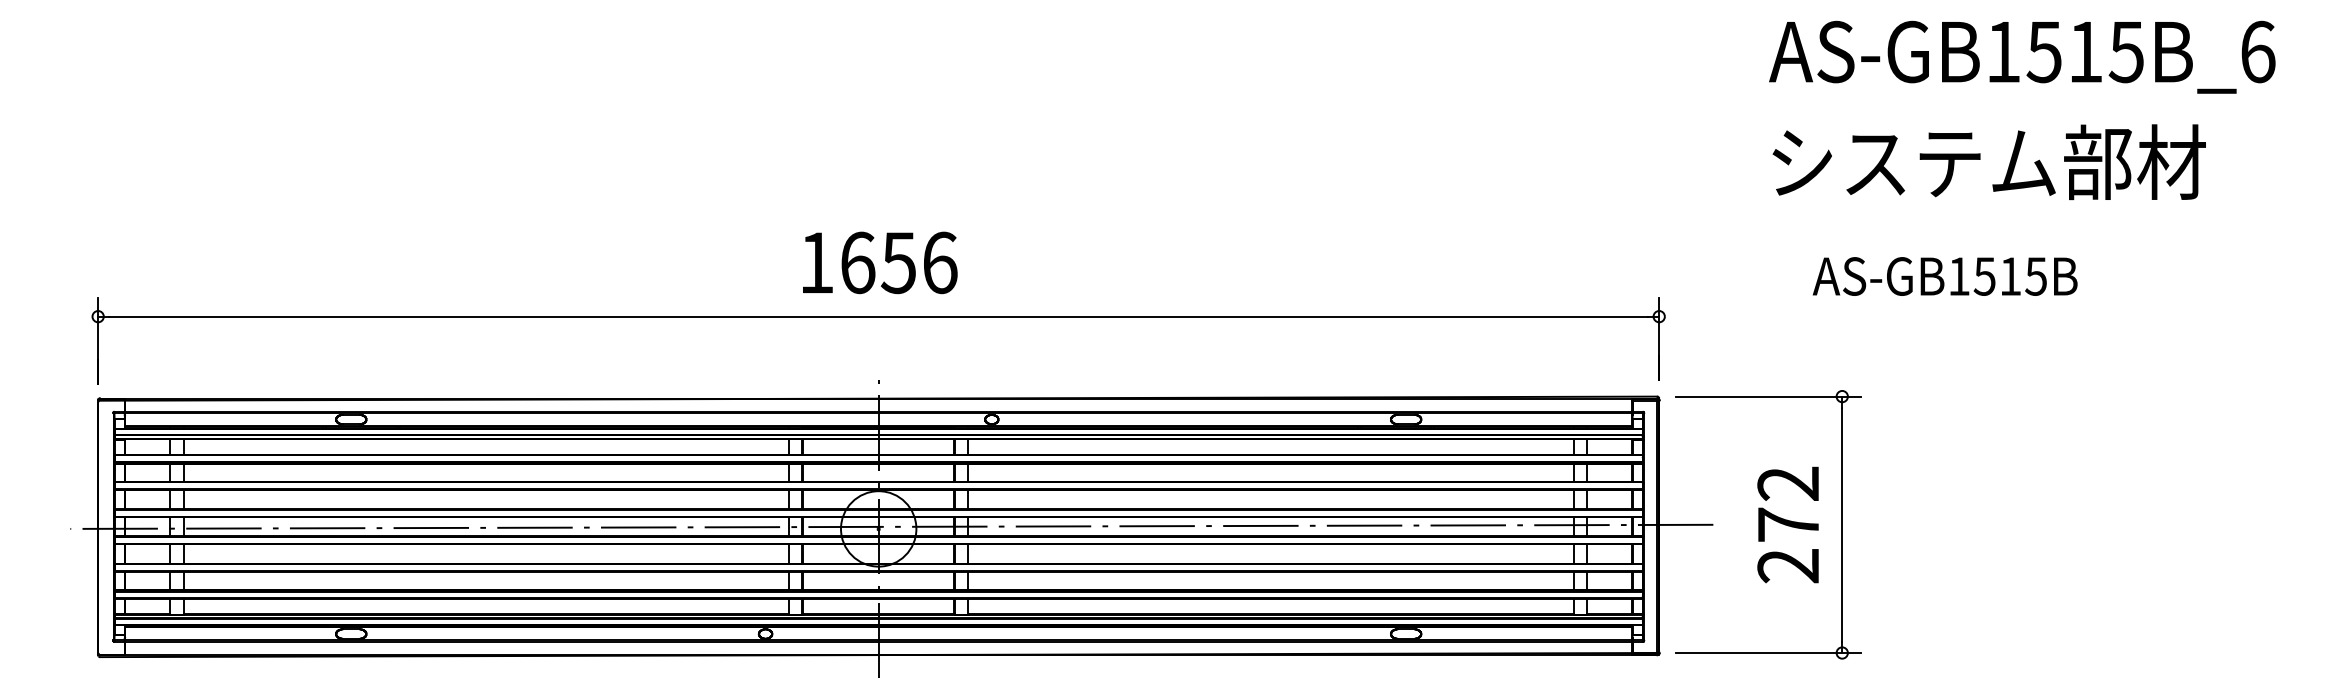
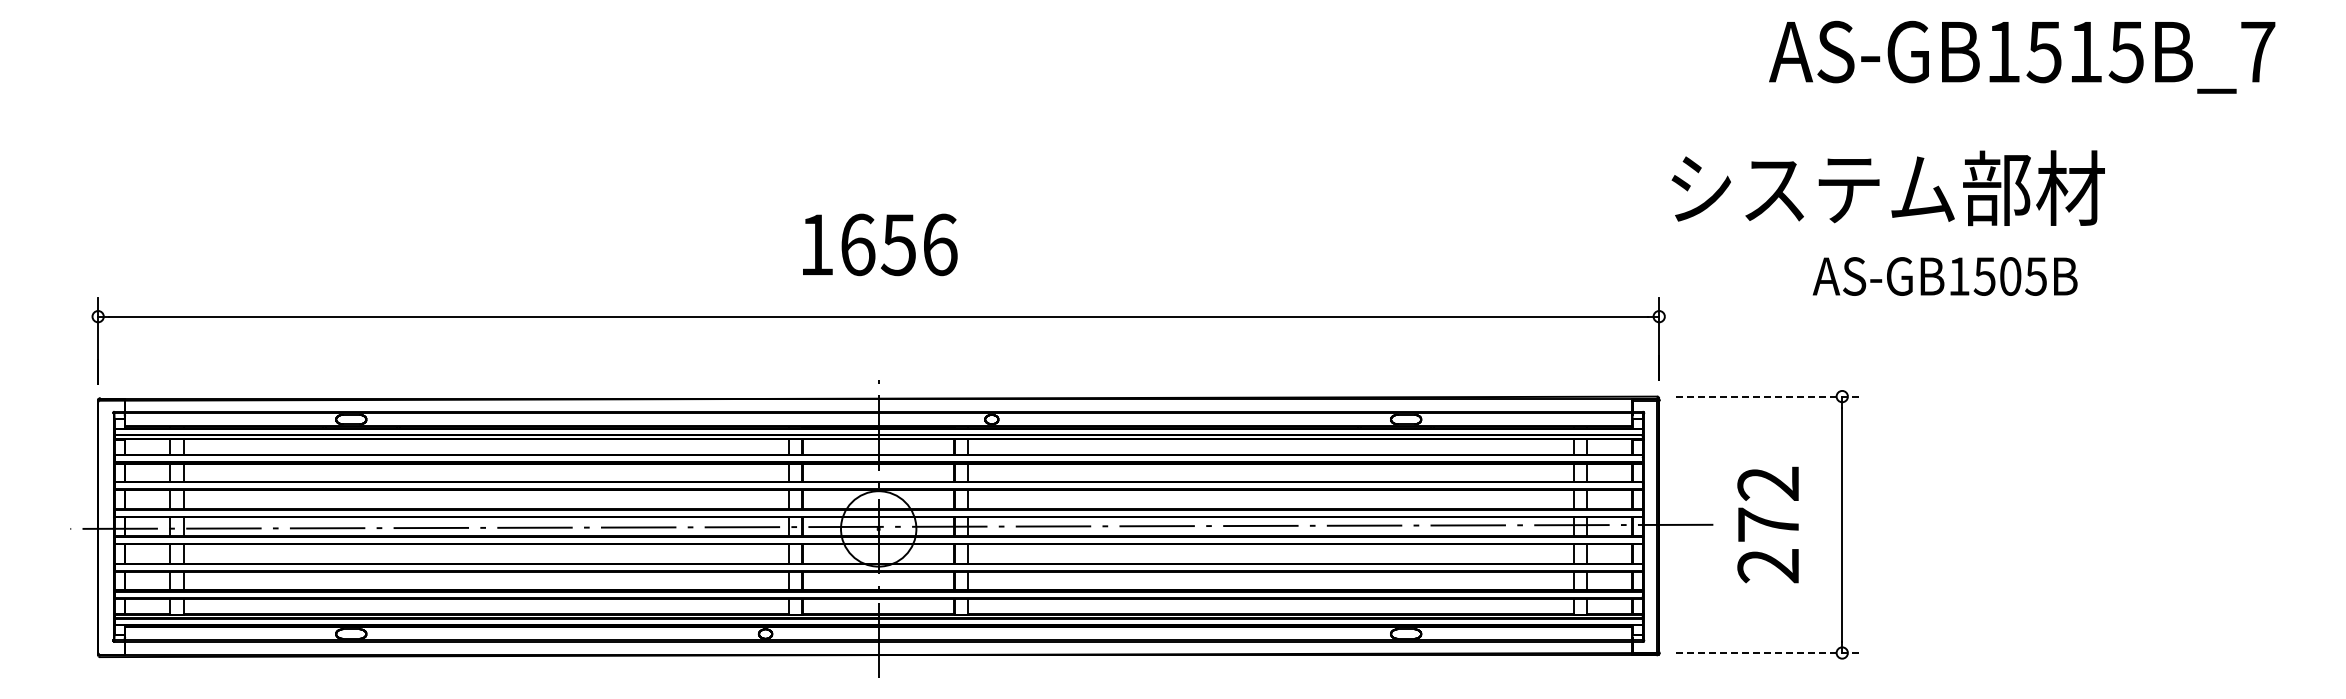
text: AS-GB1515B_6 -> AS-GB1515B_7 (2258, 51)
text position: (1988, 162) -> (1887, 188) (1887, 188)
text position: (880, 262) -> (880, 244) (880, 244)
text: AS-GB1515B -> AS-GB1505B (2010, 276)
line: solid -> dashed (1769, 396)
text position: (1787, 524) -> (1767, 524) (1767, 524)
line: solid -> dashed (1769, 653)
